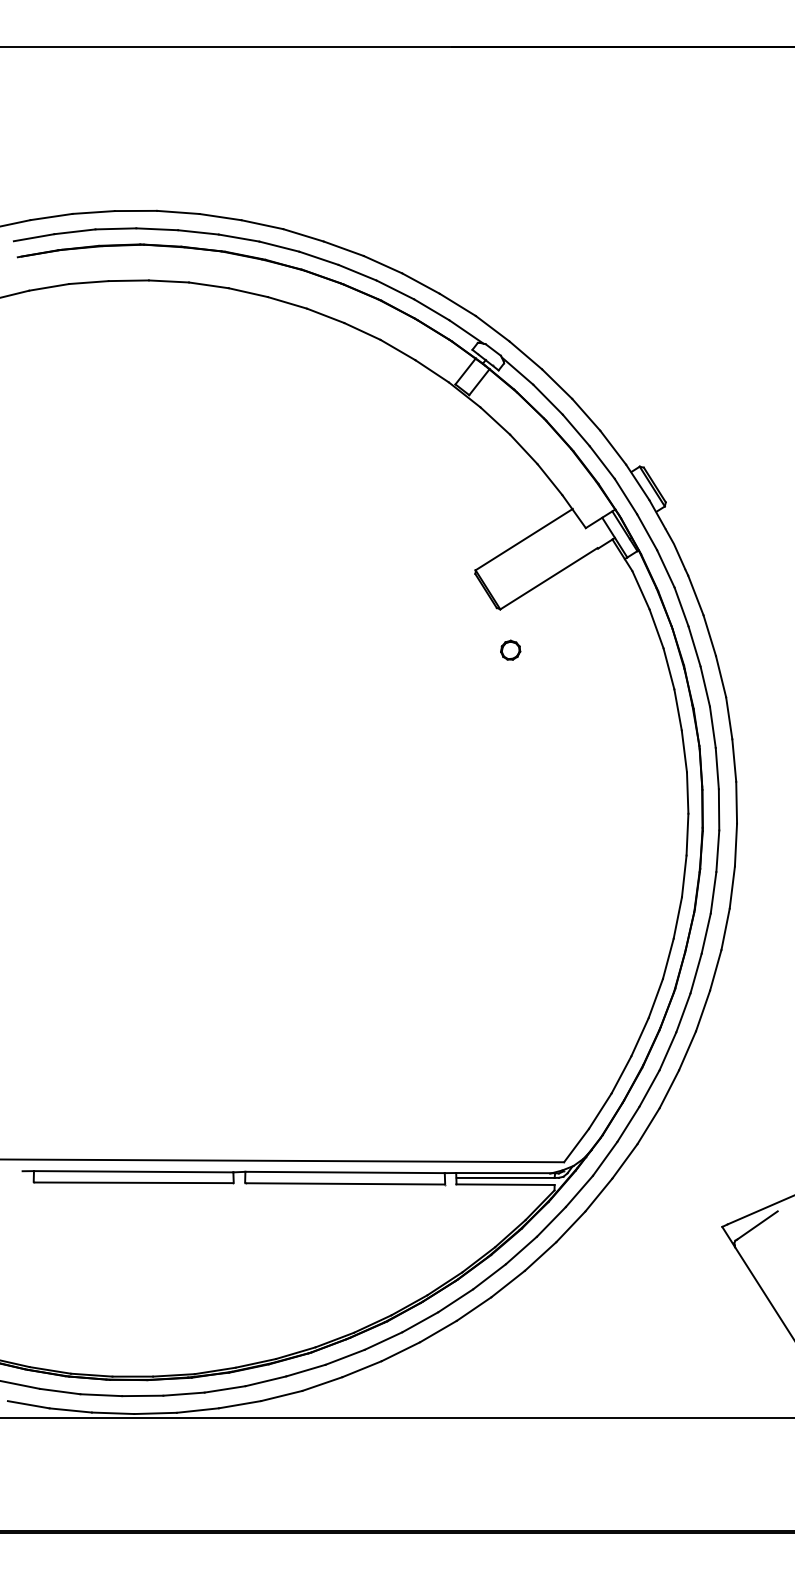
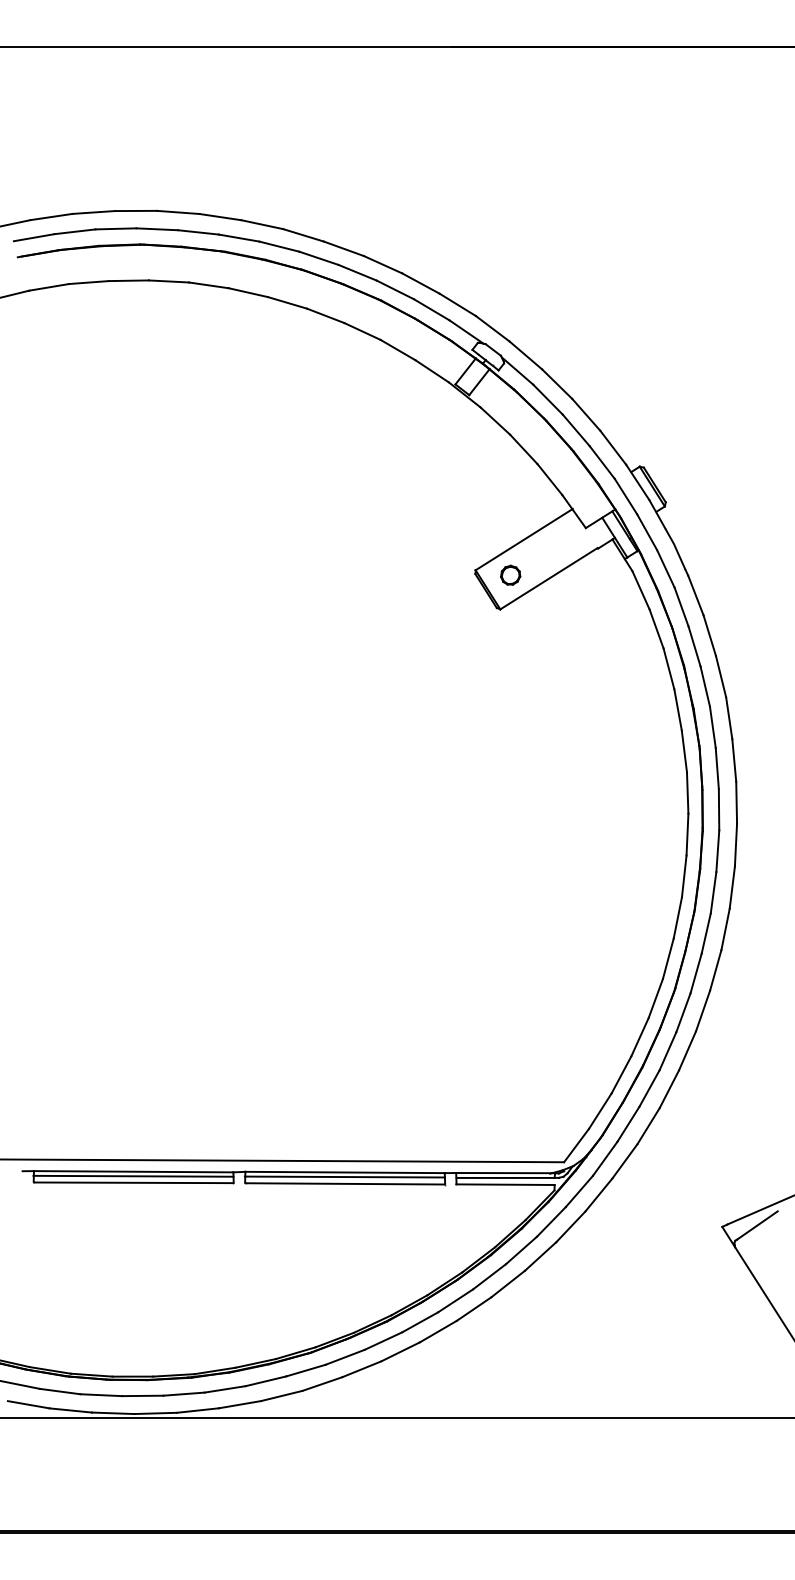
part position: (510, 649) -> (510, 574) (510, 574)
line: none -> present (133, 1175)
line: none -> present (344, 1176)
